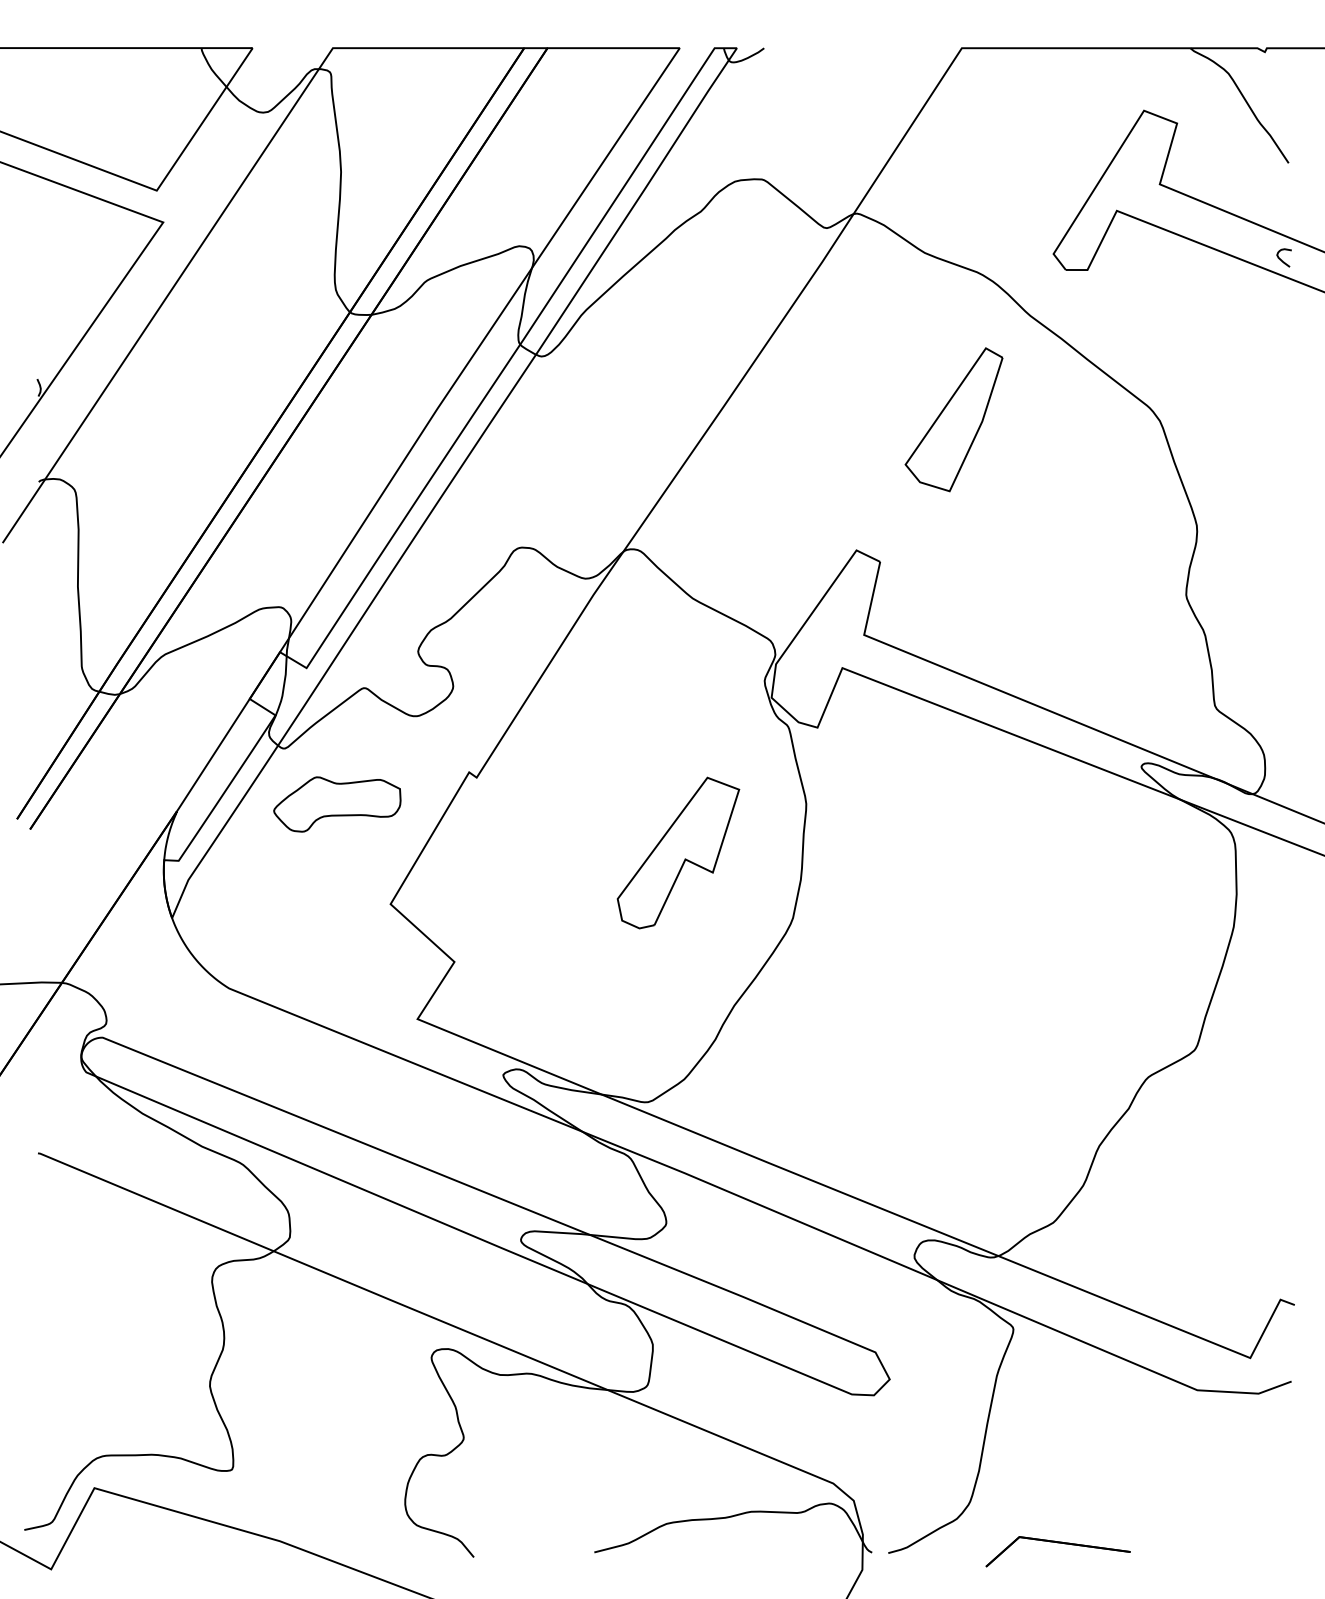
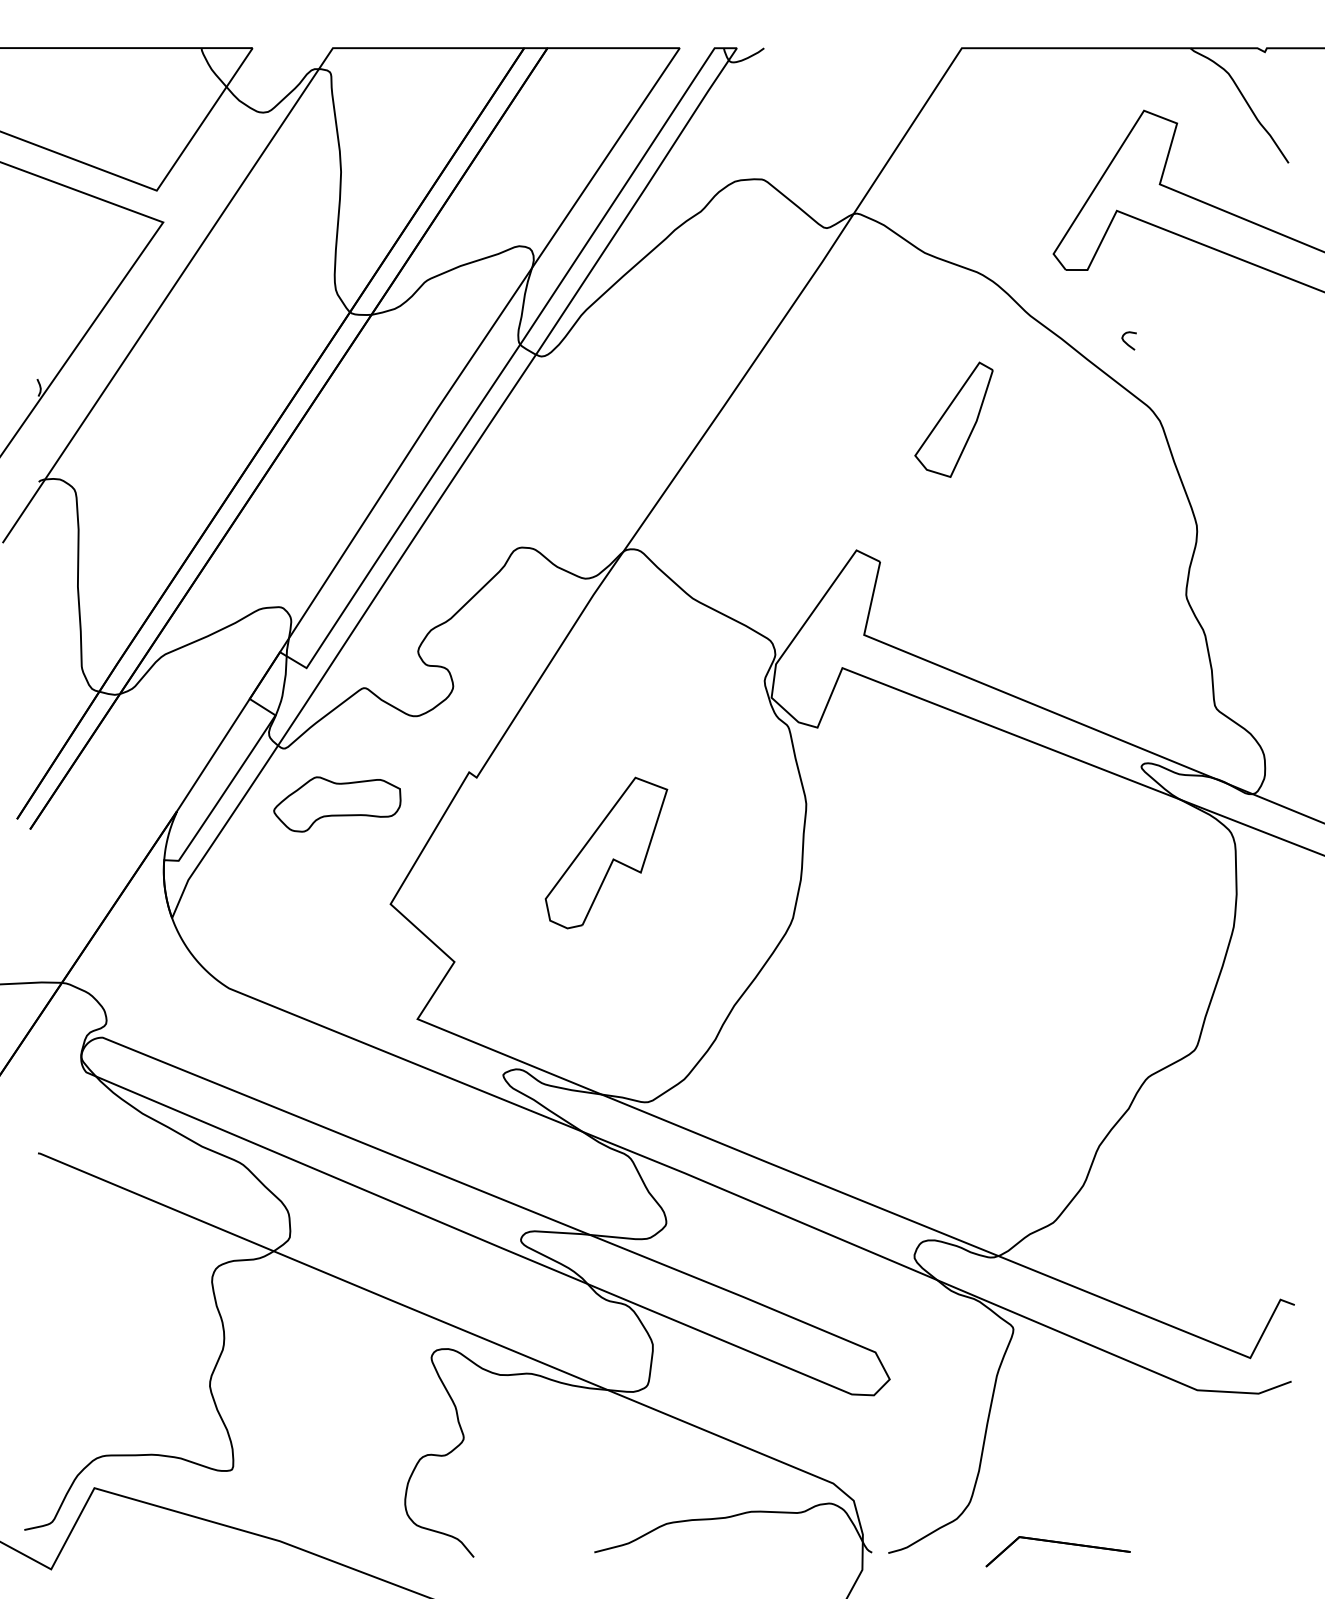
curve position: (1281, 259) -> (1126, 342) (1126, 342)
part size: 100x146 px -> 80x117 px (953, 419)
part position: (678, 852) -> (606, 852) (606, 852)
